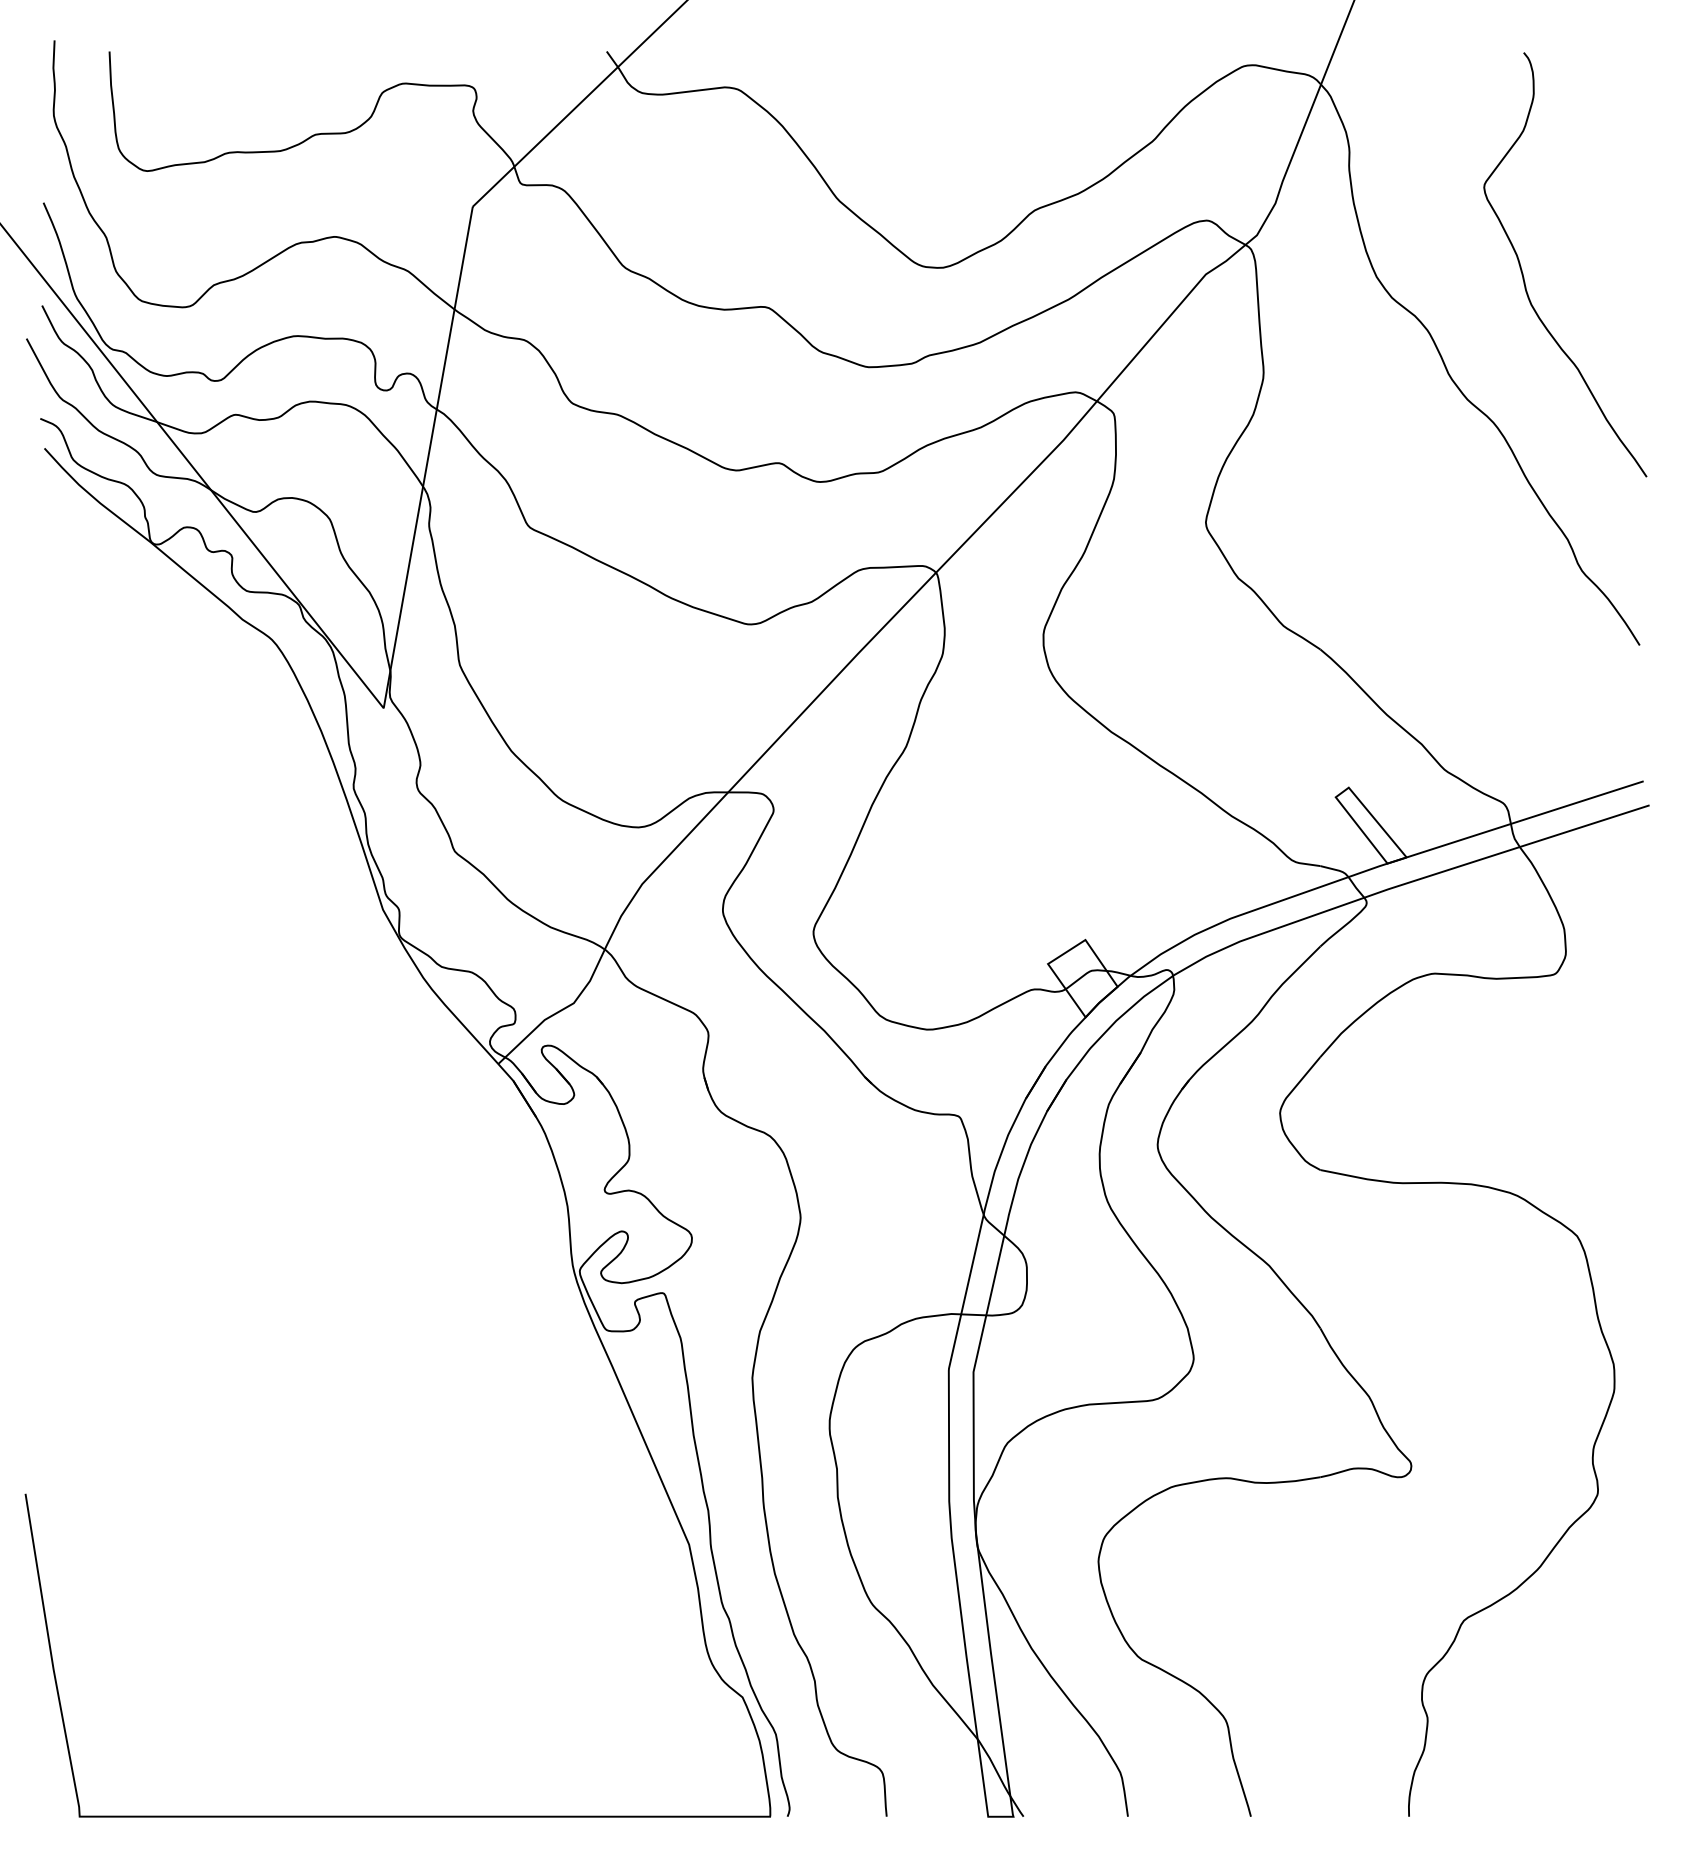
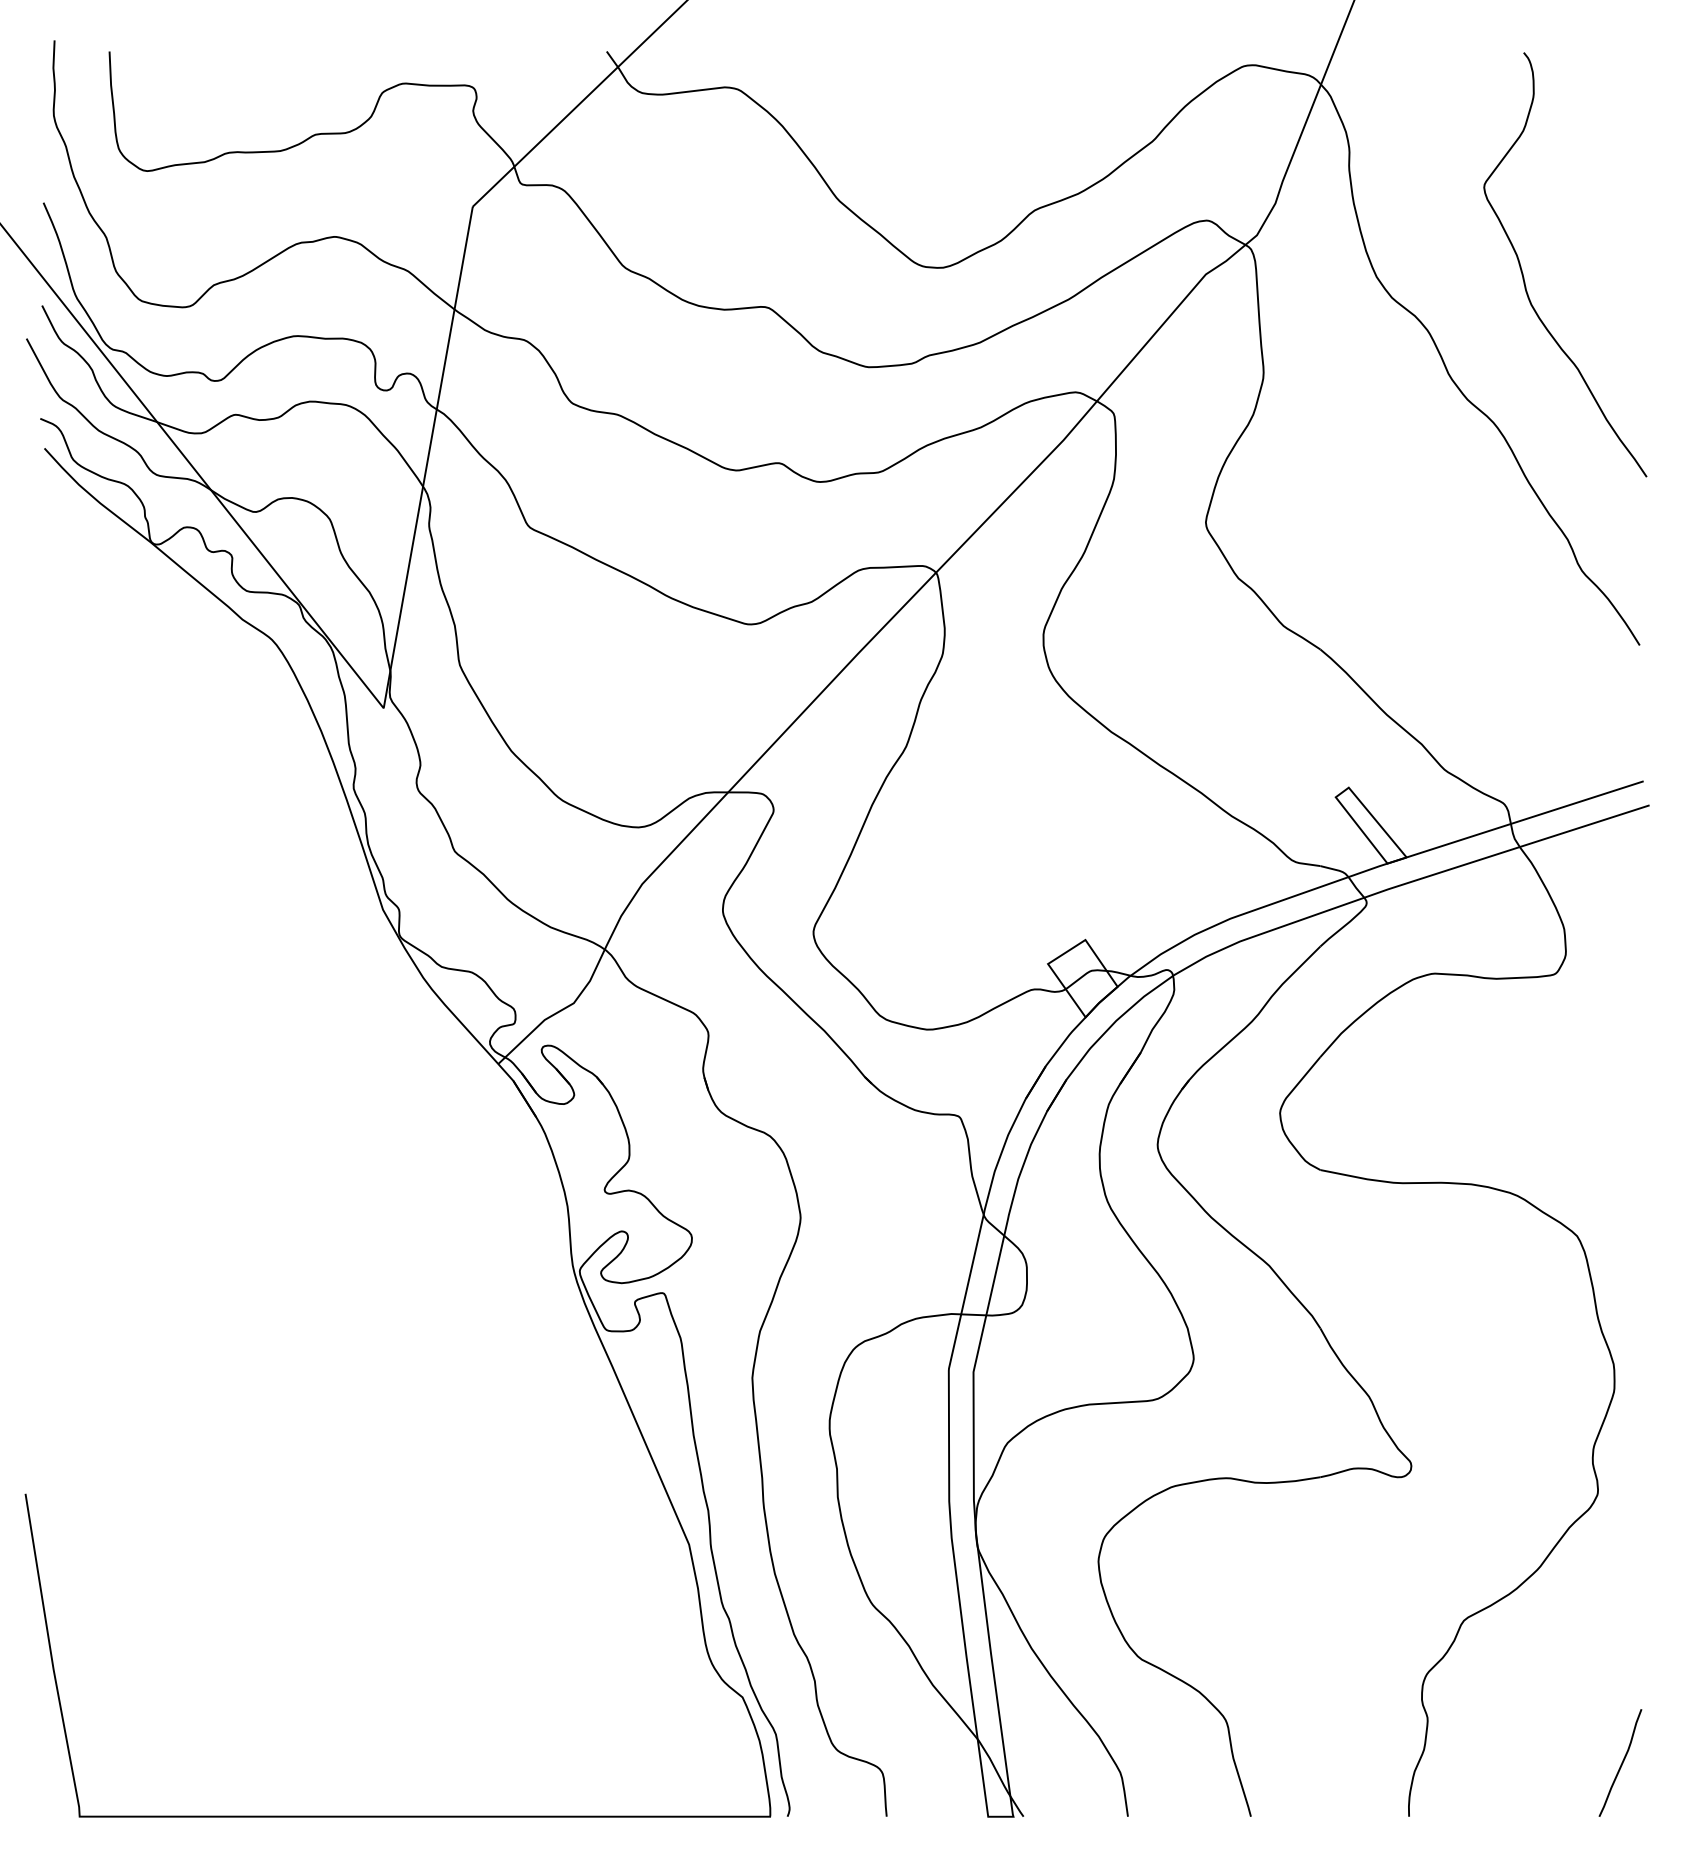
curve: none -> present (1621, 1762)
